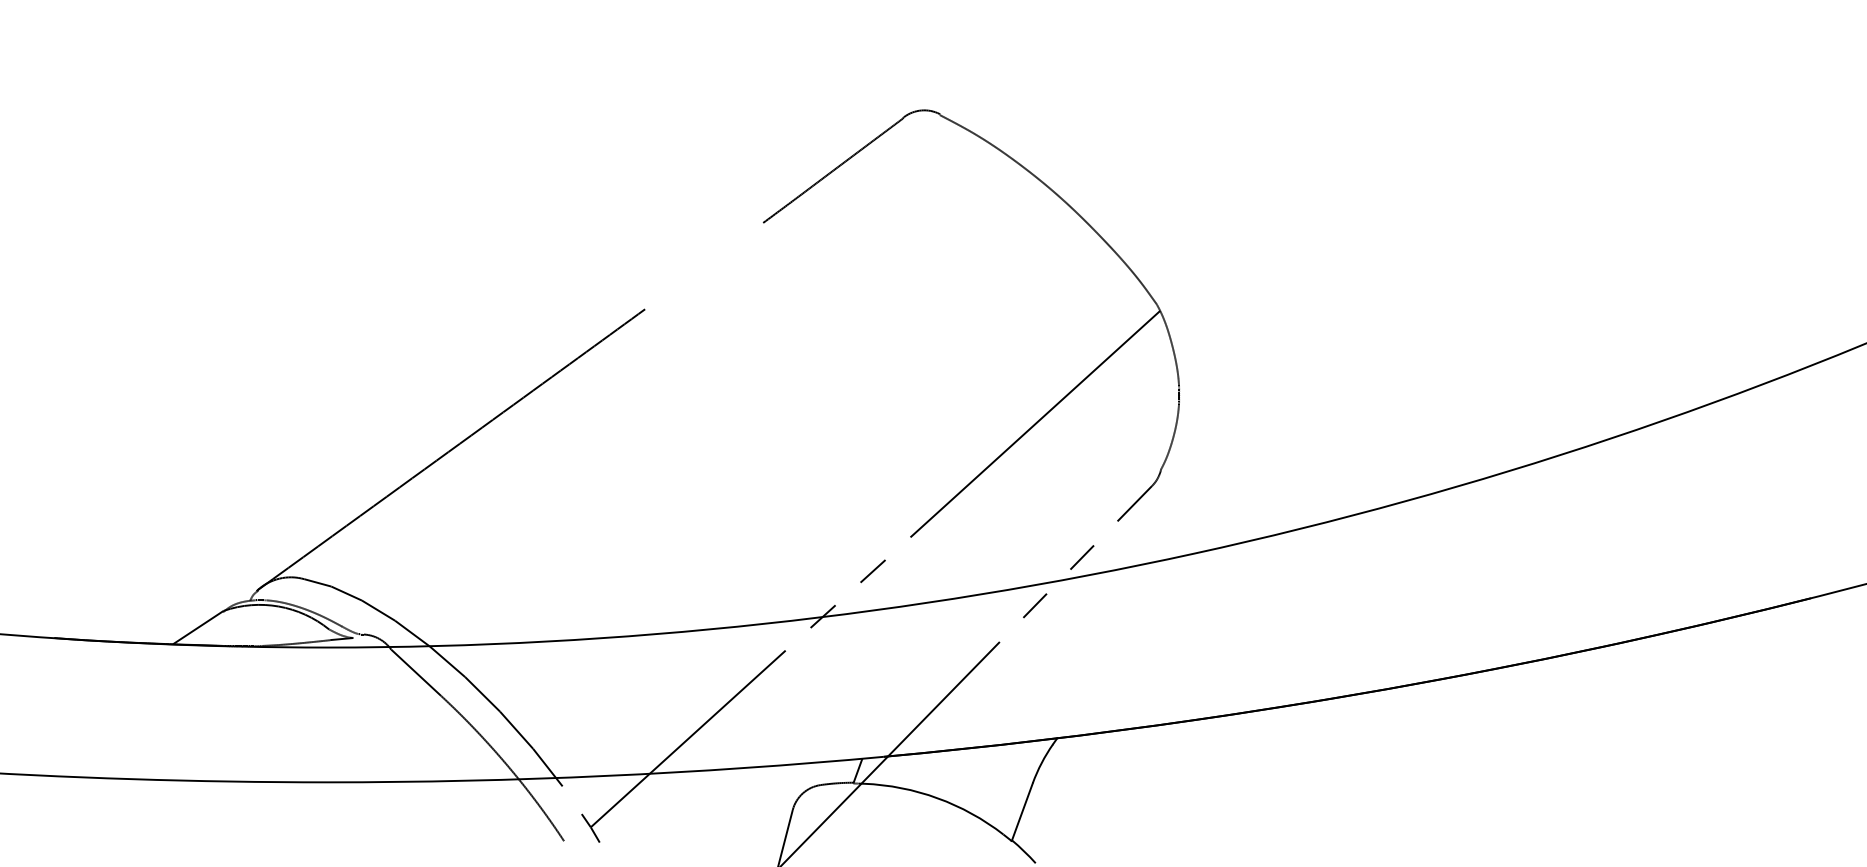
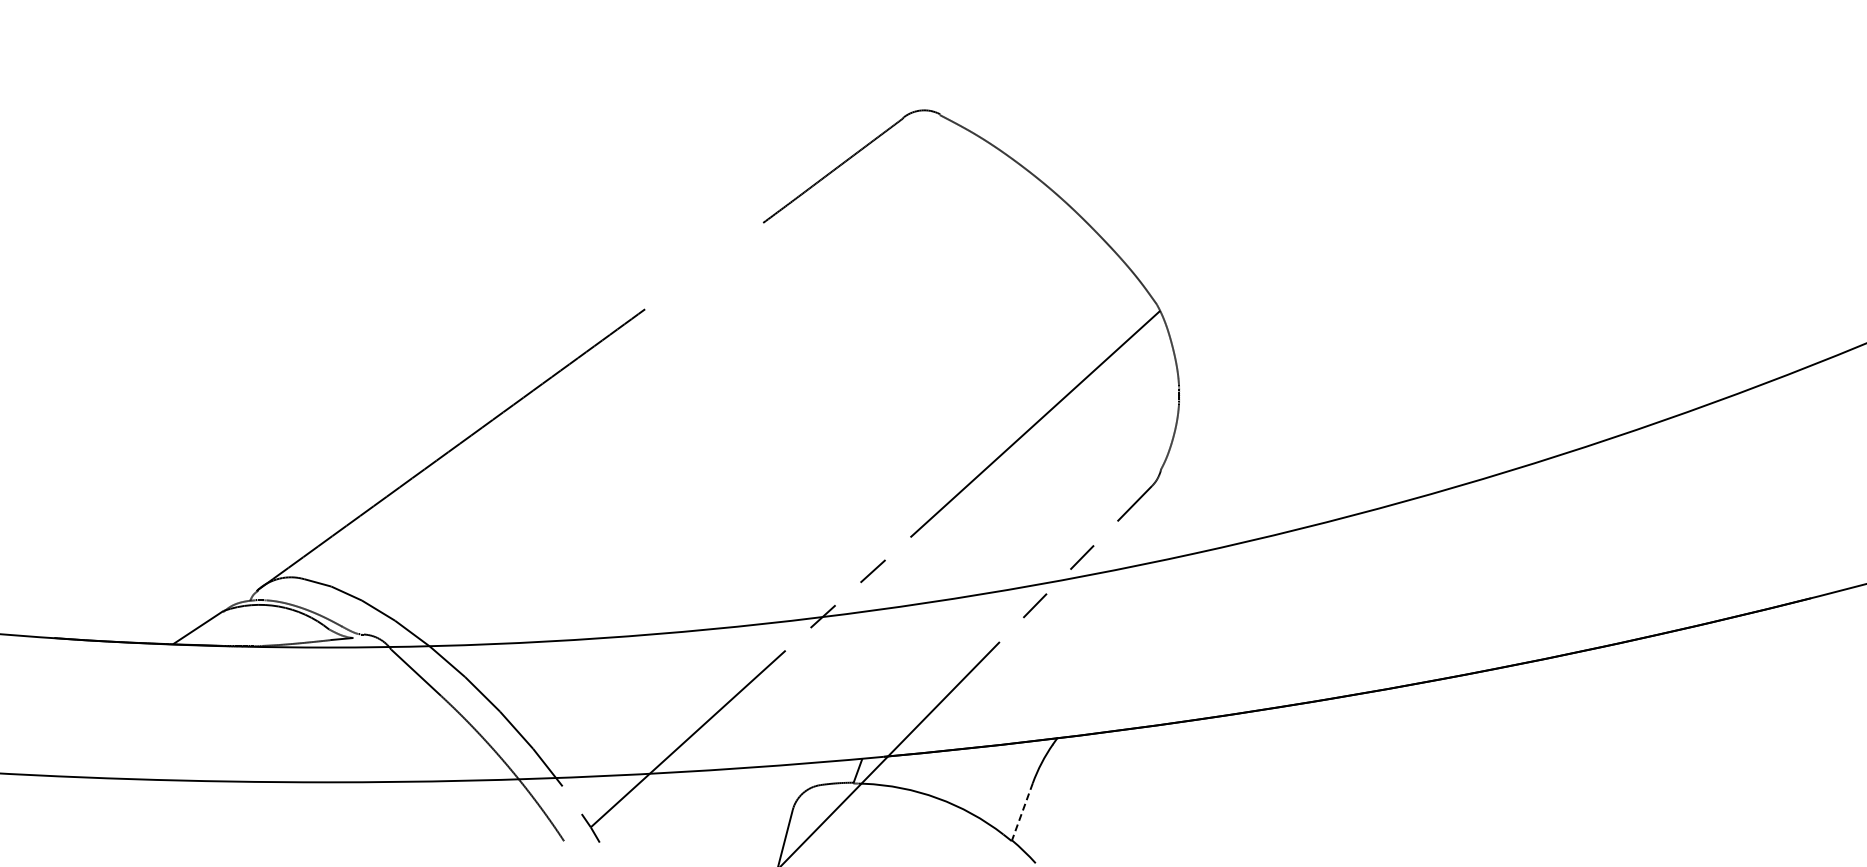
line: solid -> dashed (1022, 812)
